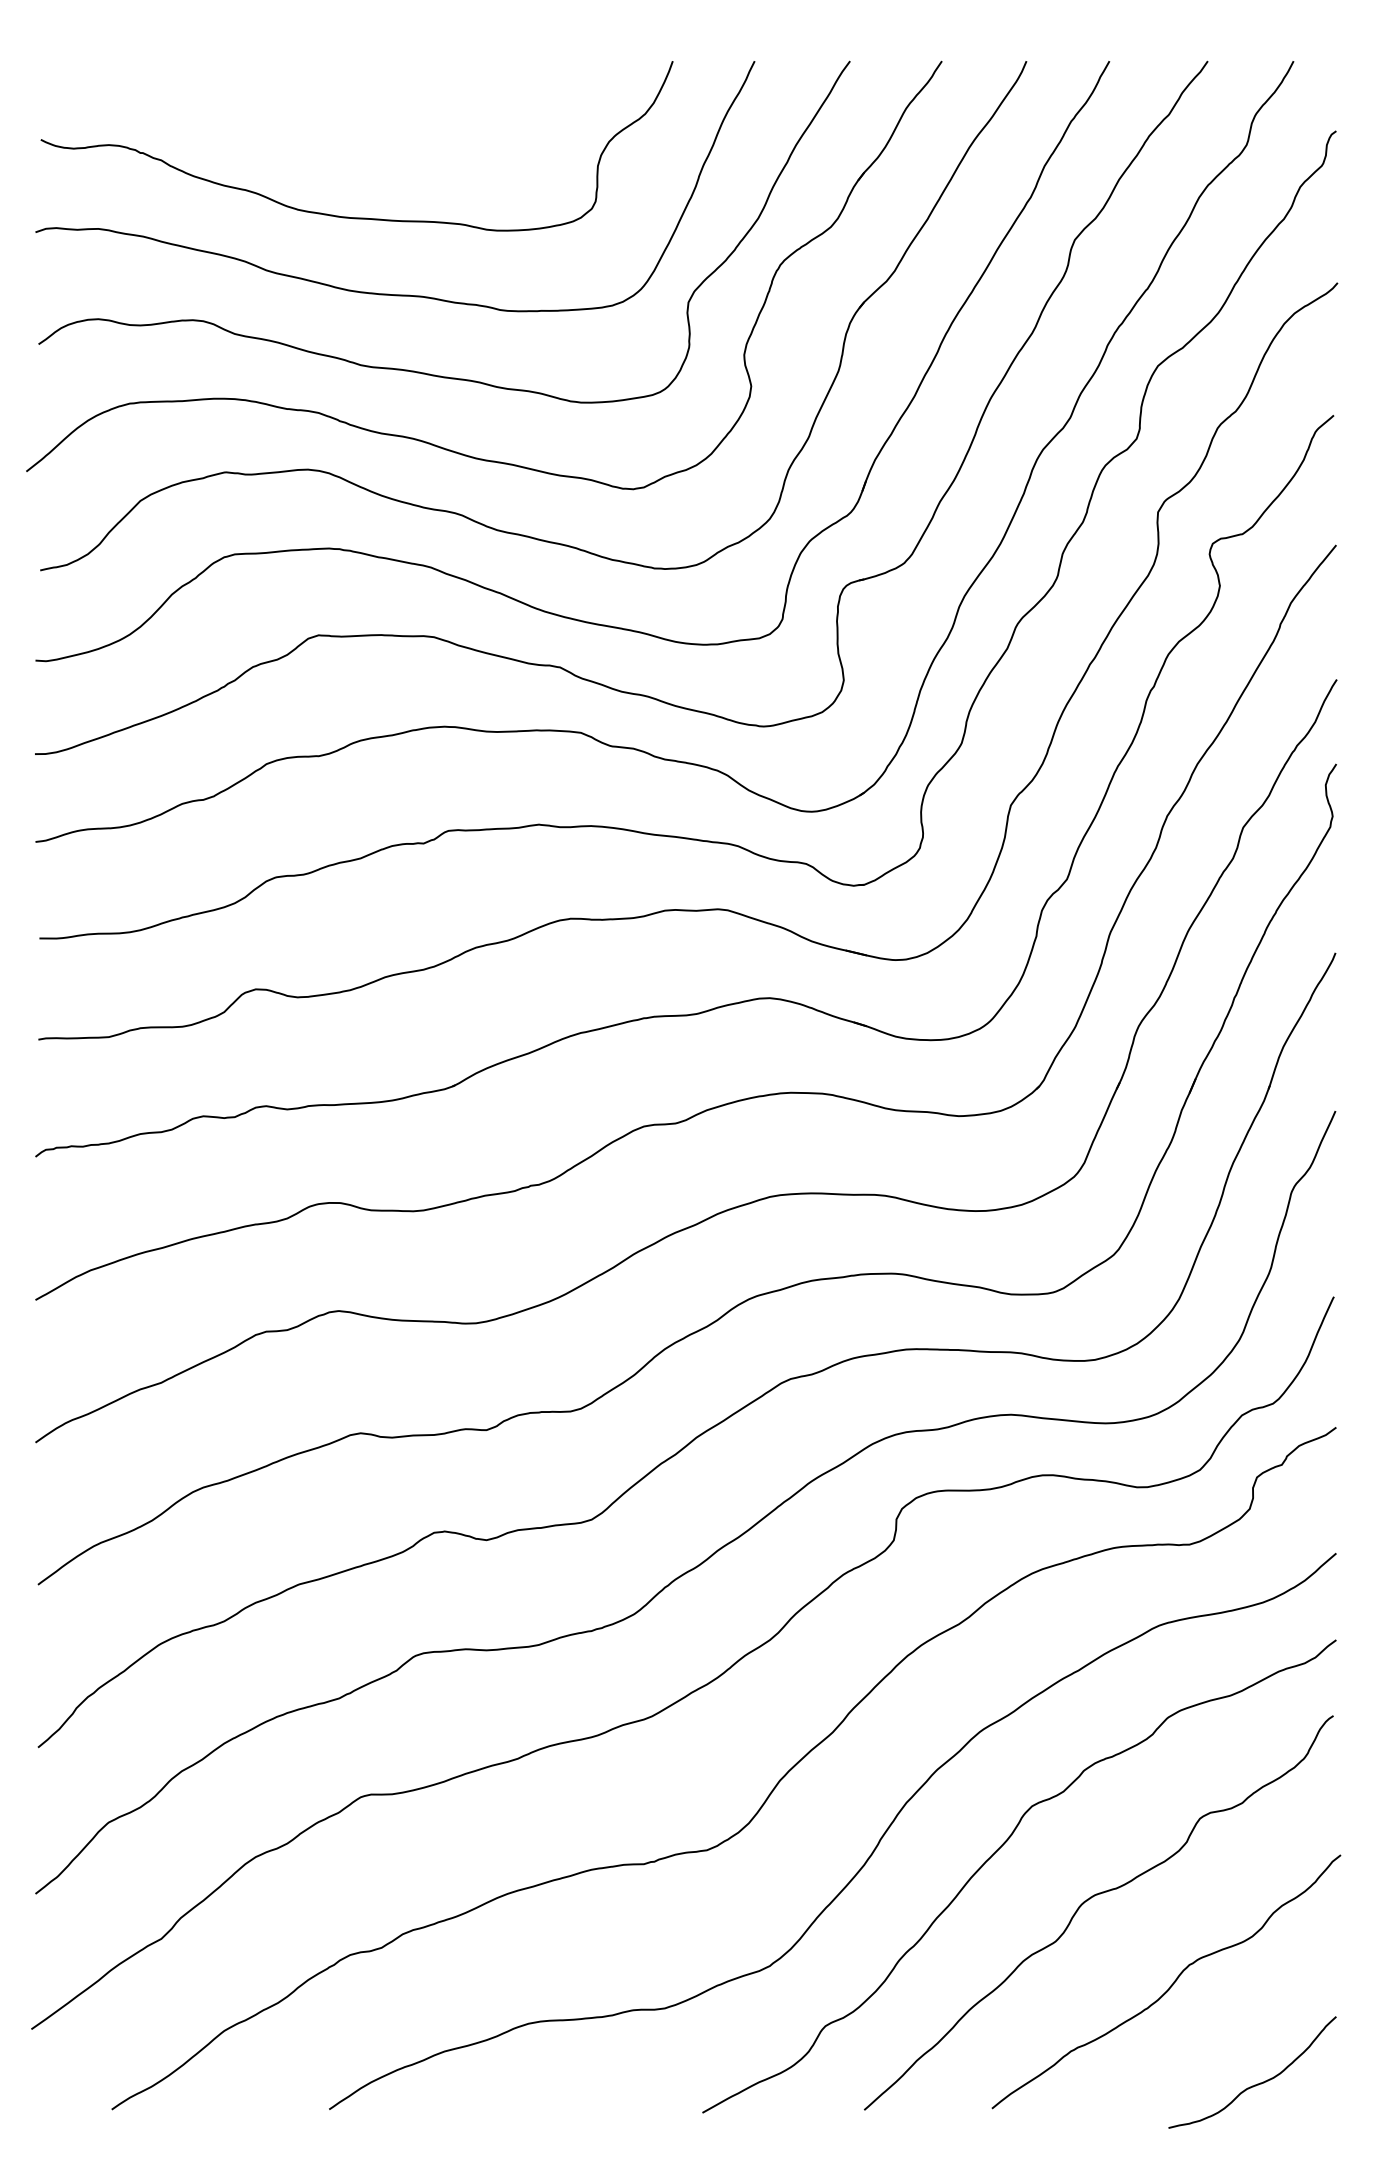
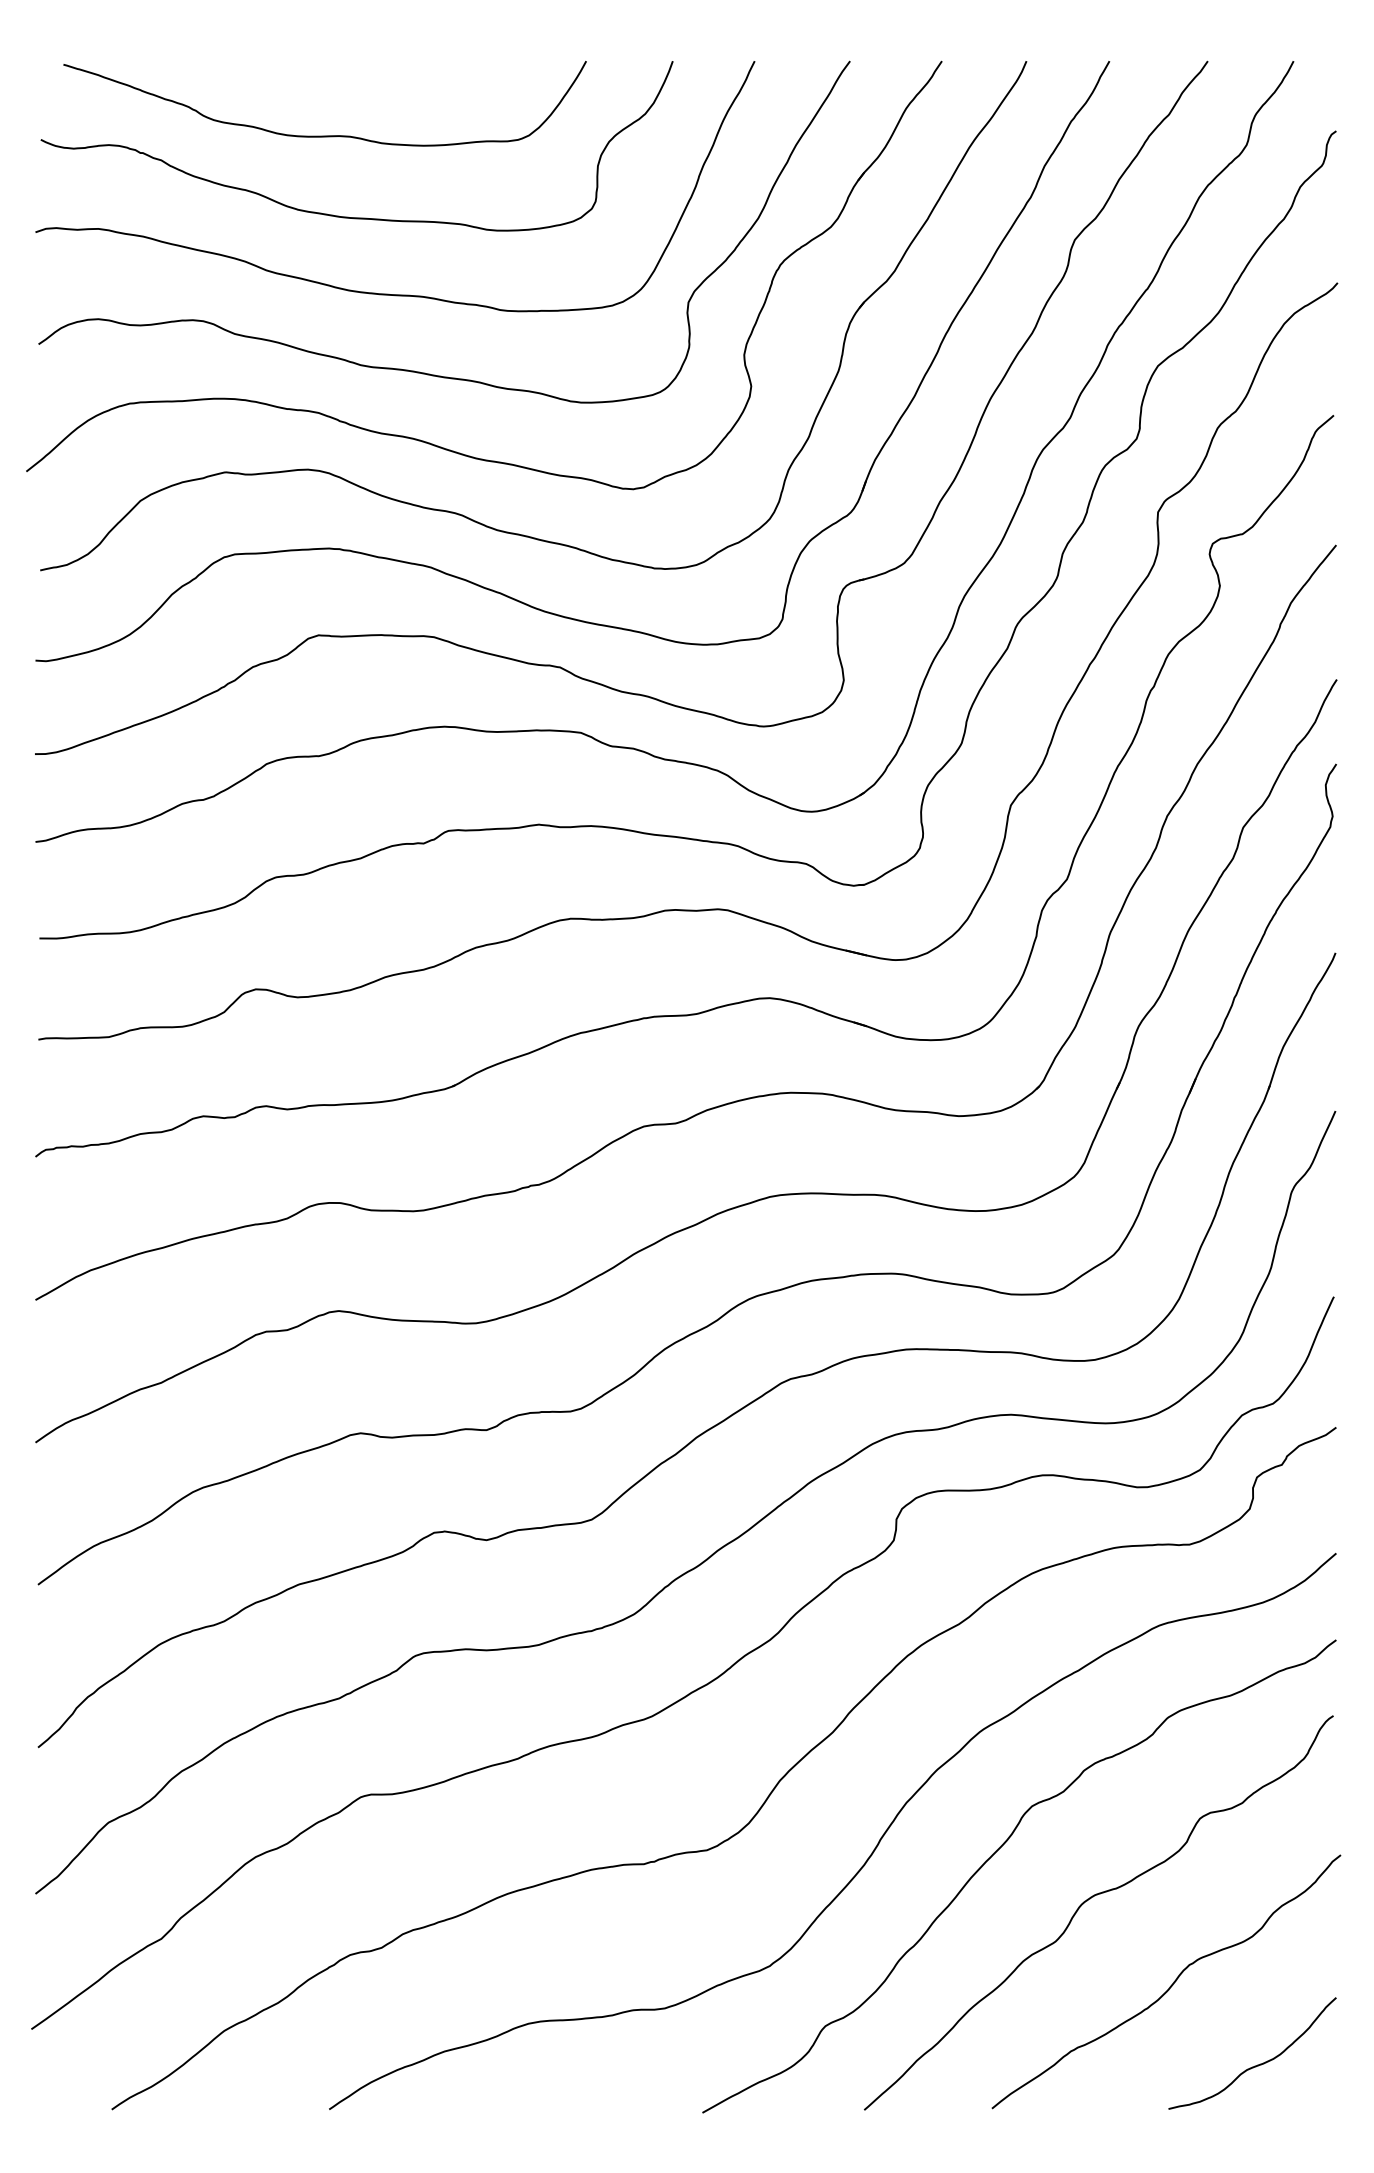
curve: none -> present (324, 135)
curve position: (1257, 2083) -> (1257, 2064) (1257, 2064)
